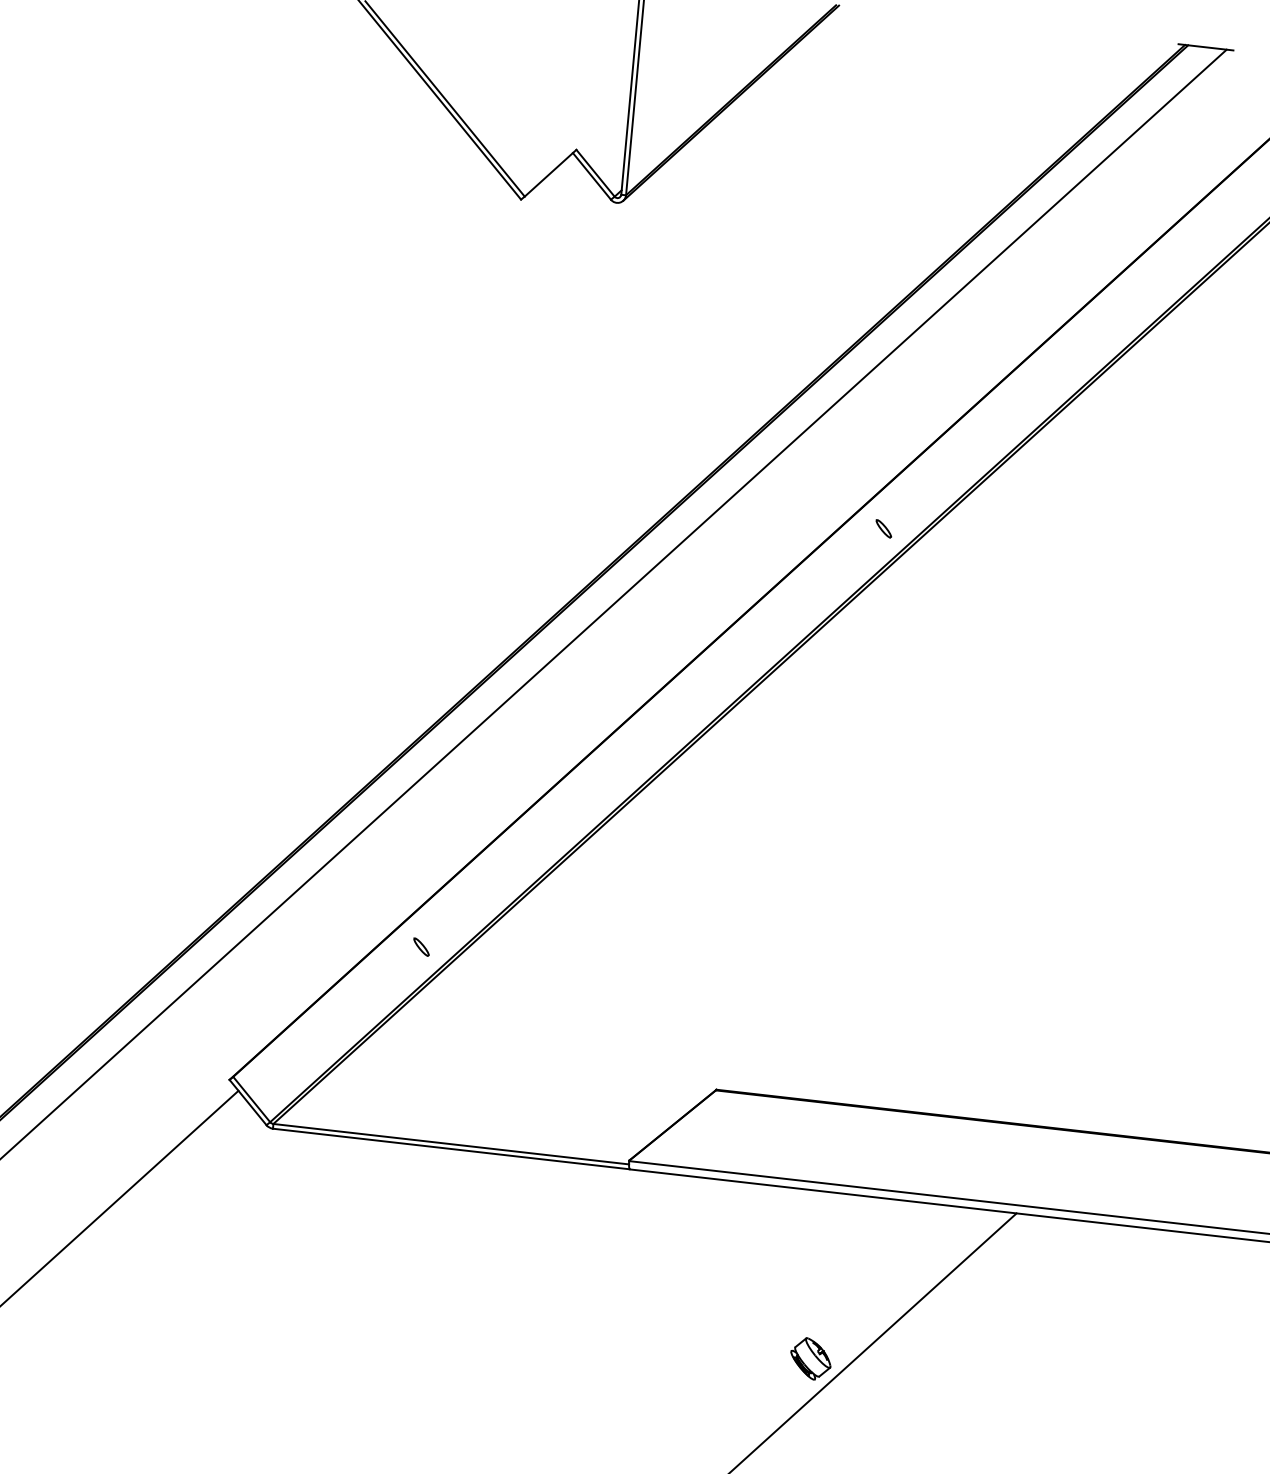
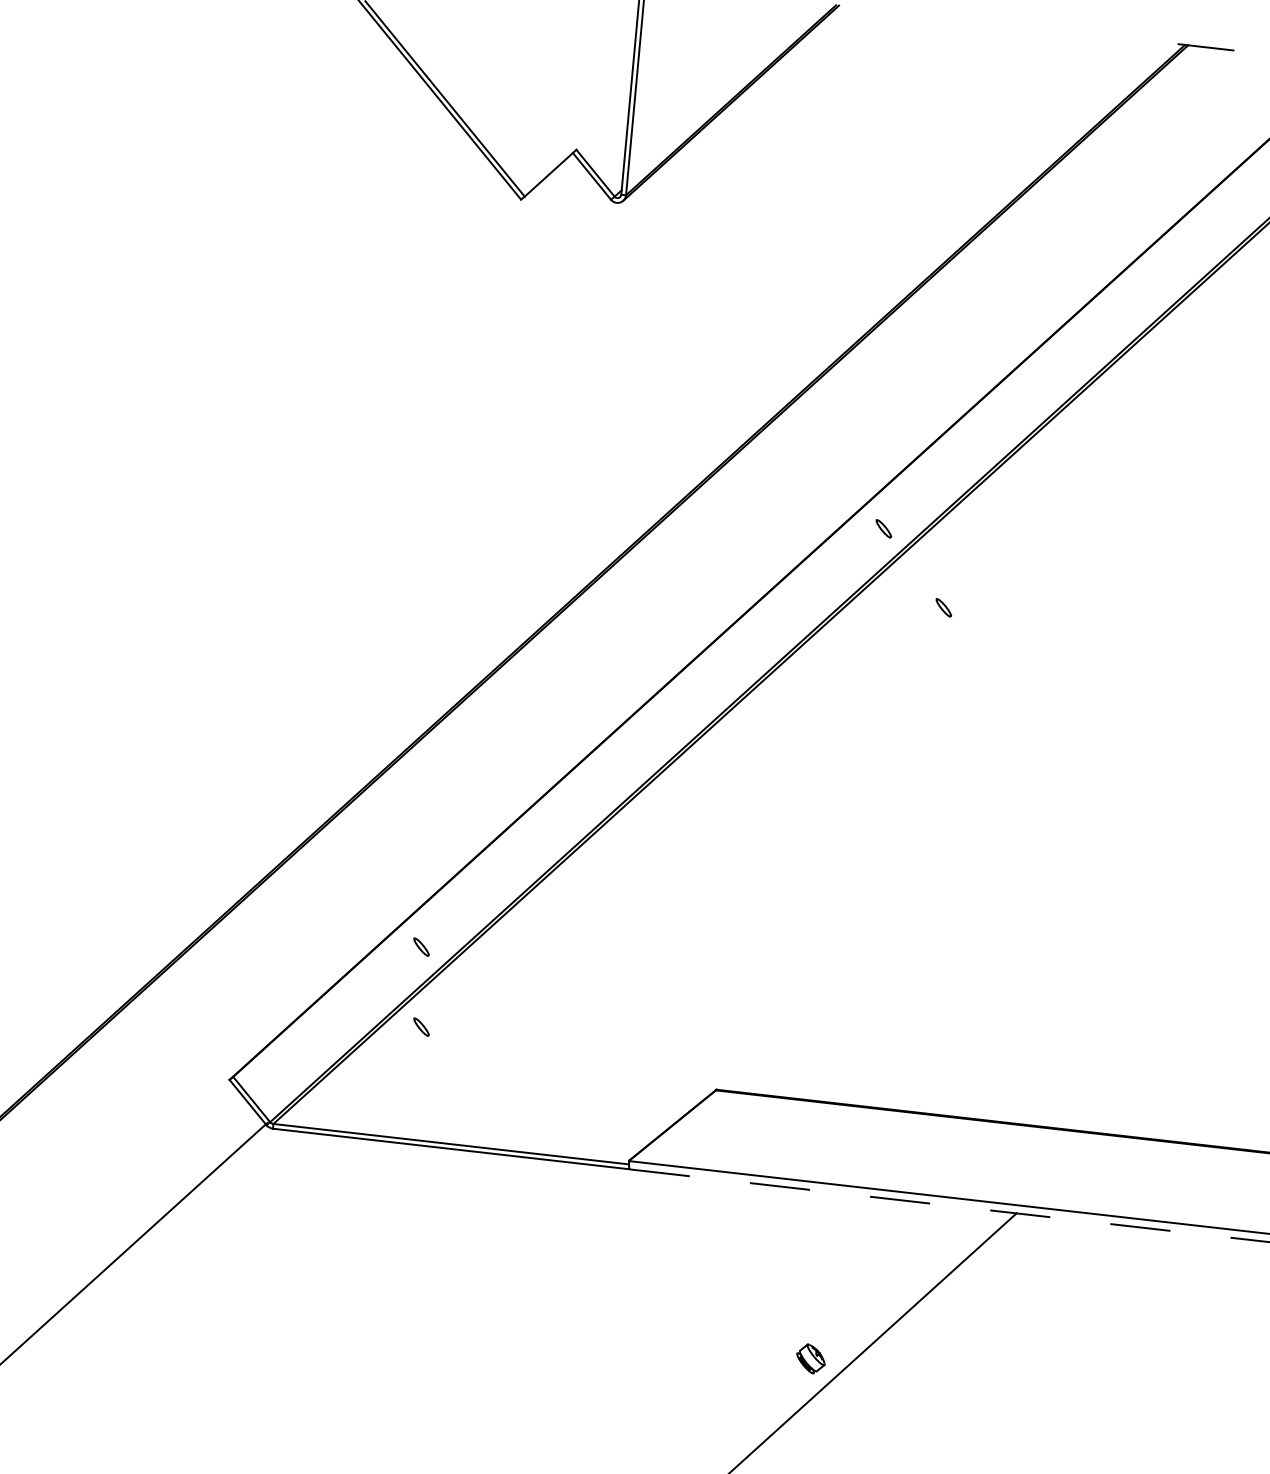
line: present -> none (614, 603)
part: none -> present (943, 607)
part: none -> present (421, 1026)
line position: (120, 1197) -> (134, 1242) (134, 1242)
line: solid -> dashed (949, 1205)
part size: 42x44 px -> 30x32 px (810, 1358)
